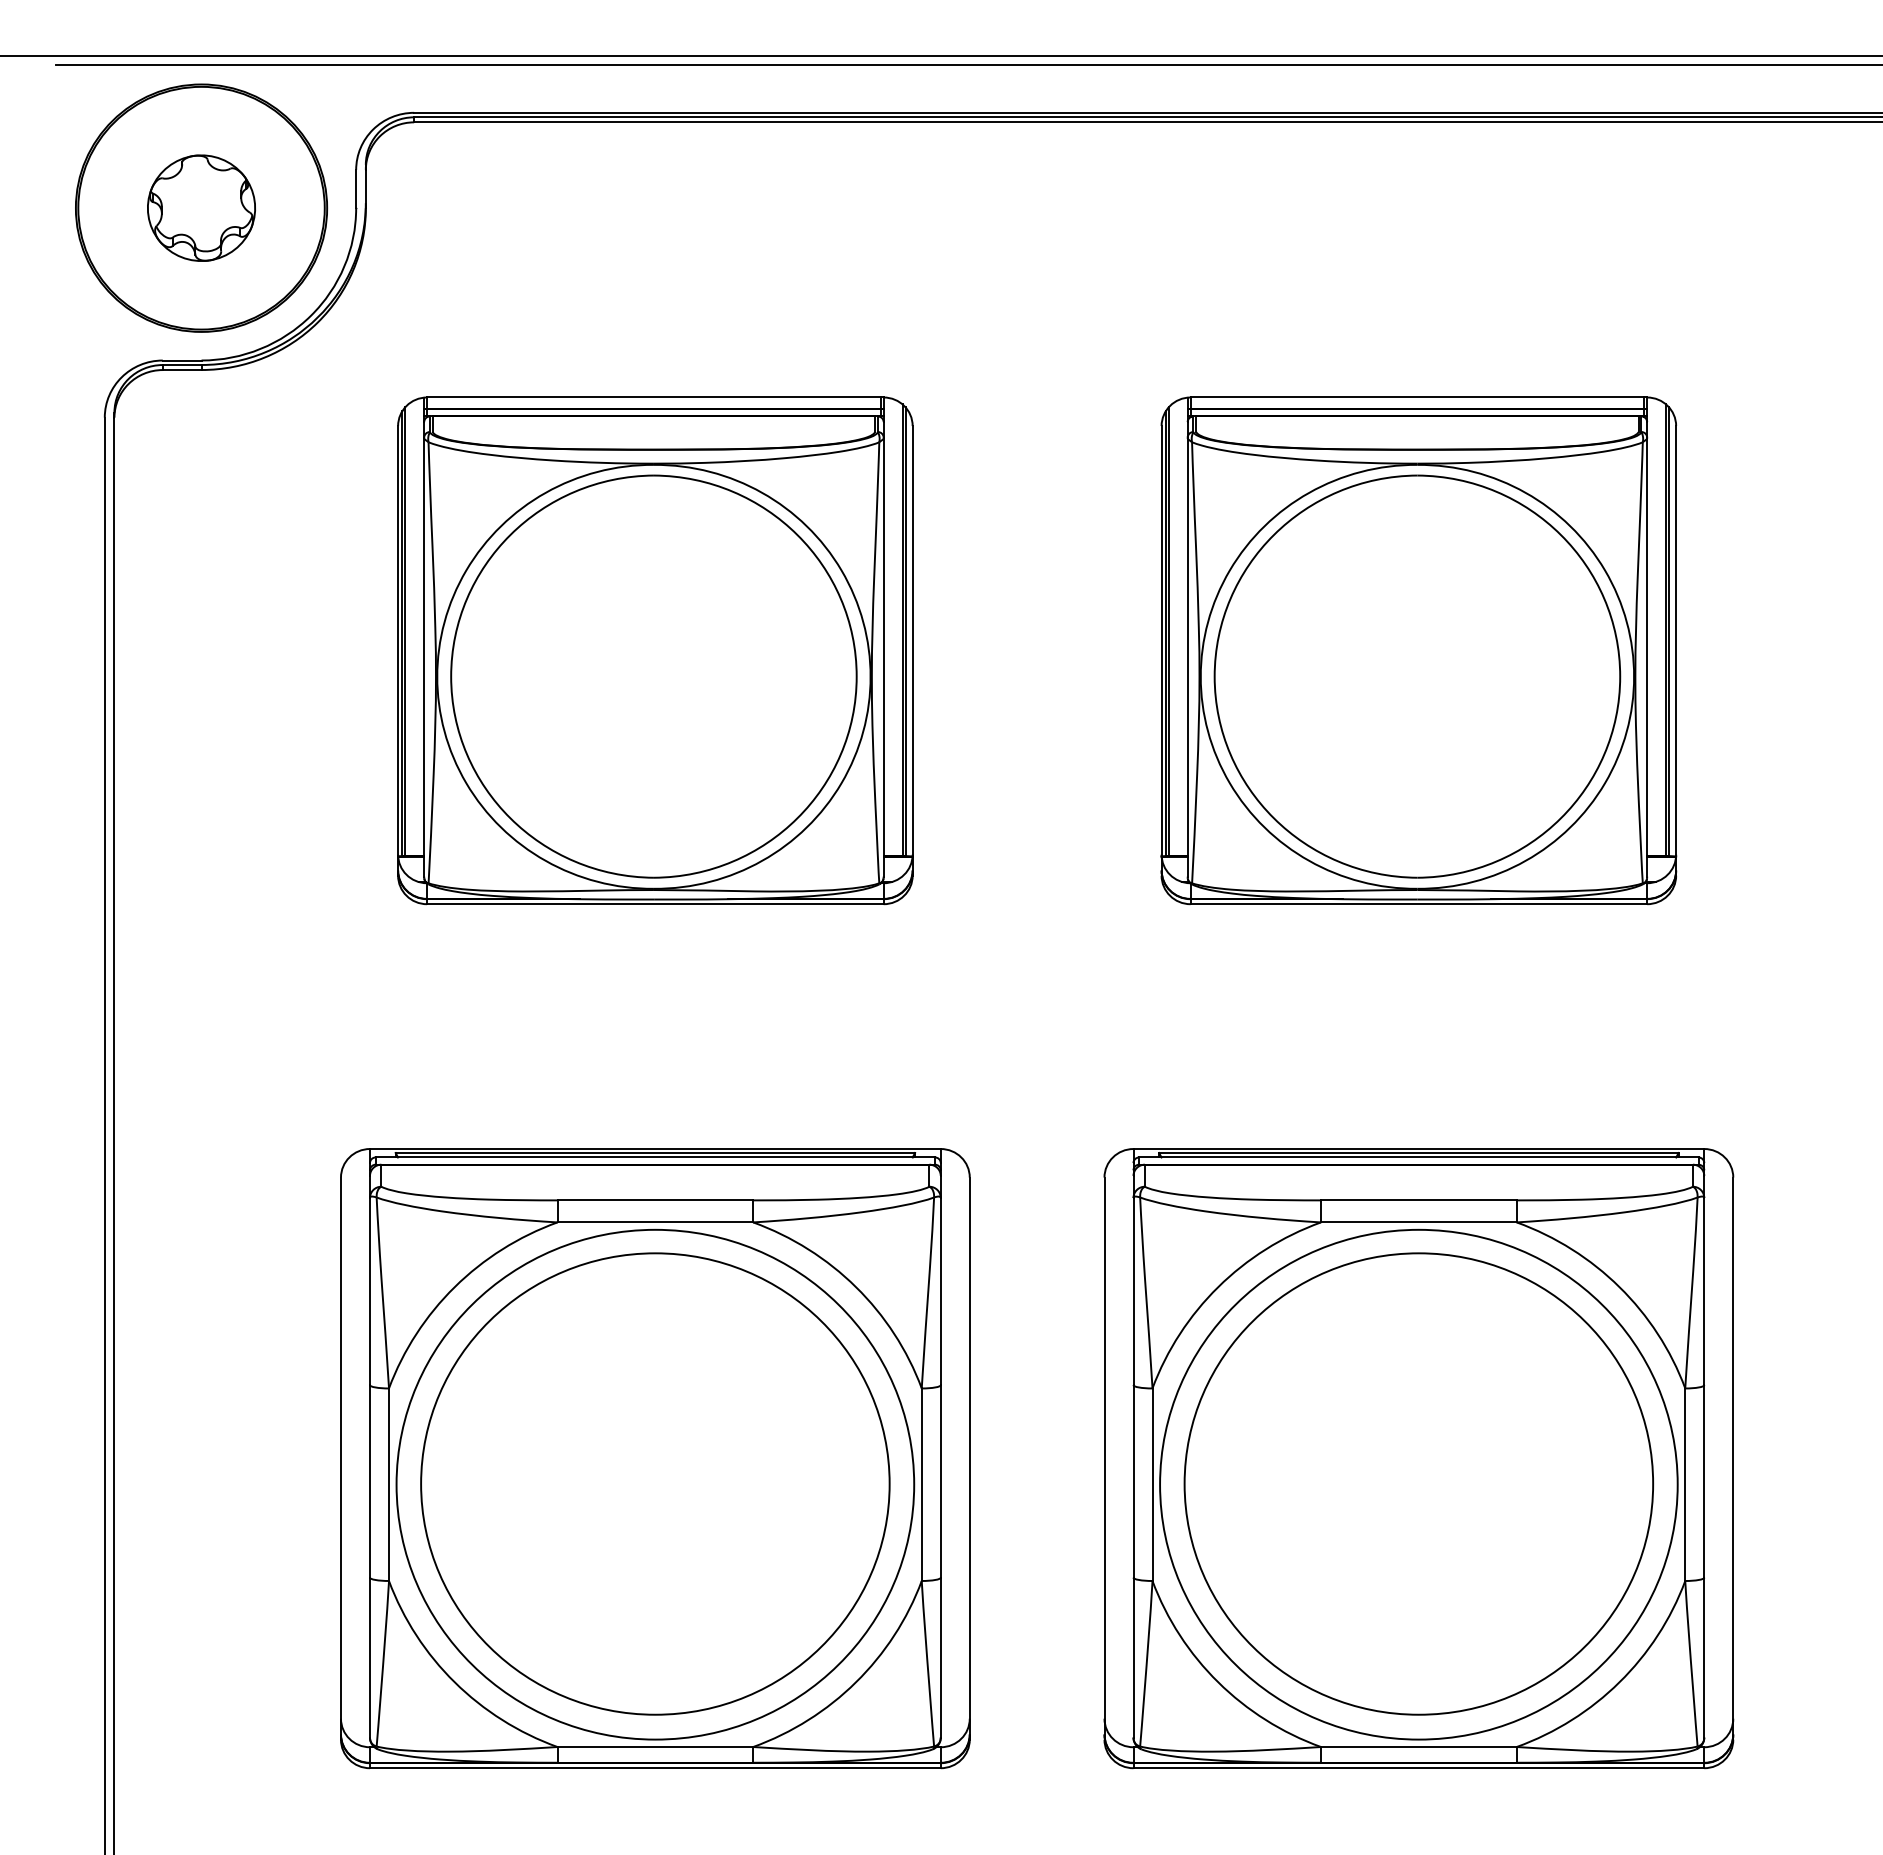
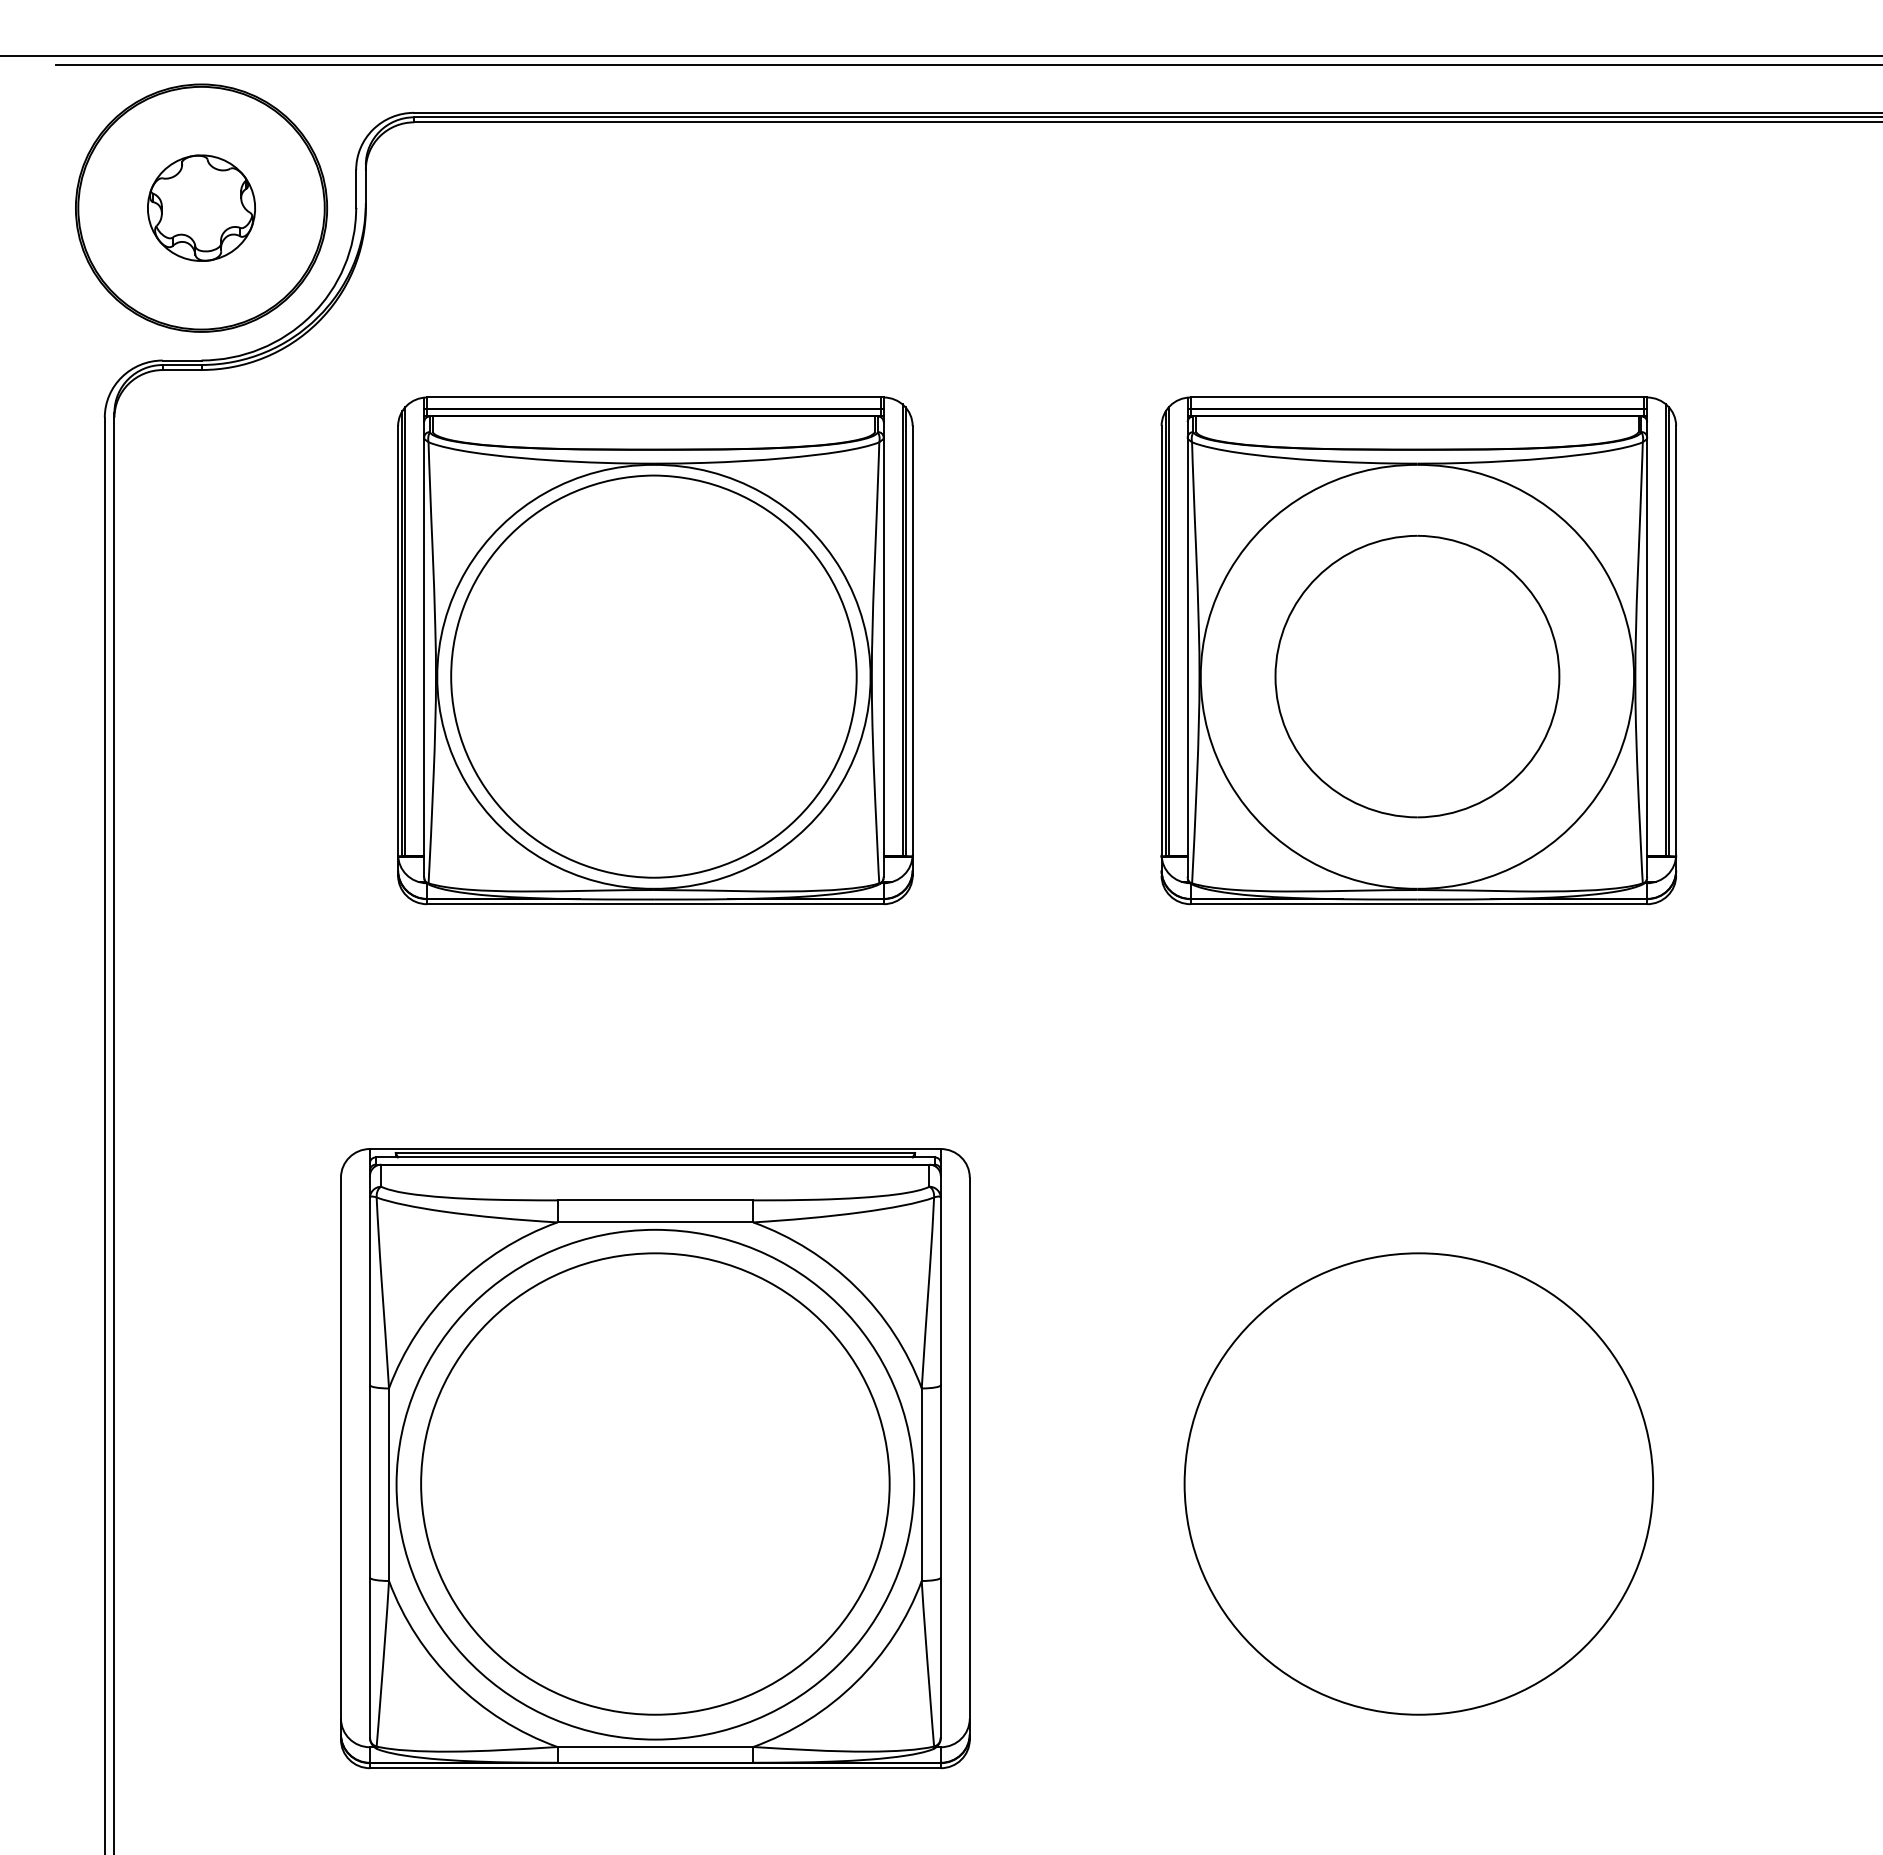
part size: 409x405 px -> 287x284 px (1417, 676)
part: present -> none (1418, 1458)
